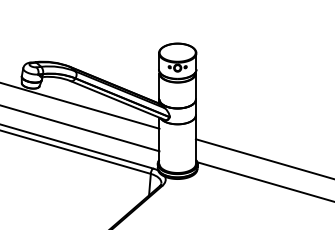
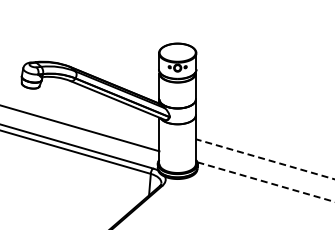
line: present -> none (80, 105)
line: solid -> dashed (265, 159)
line: solid -> dashed (266, 182)
